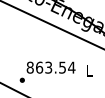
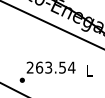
text: 863.54 -> 263.54 (29, 67)
